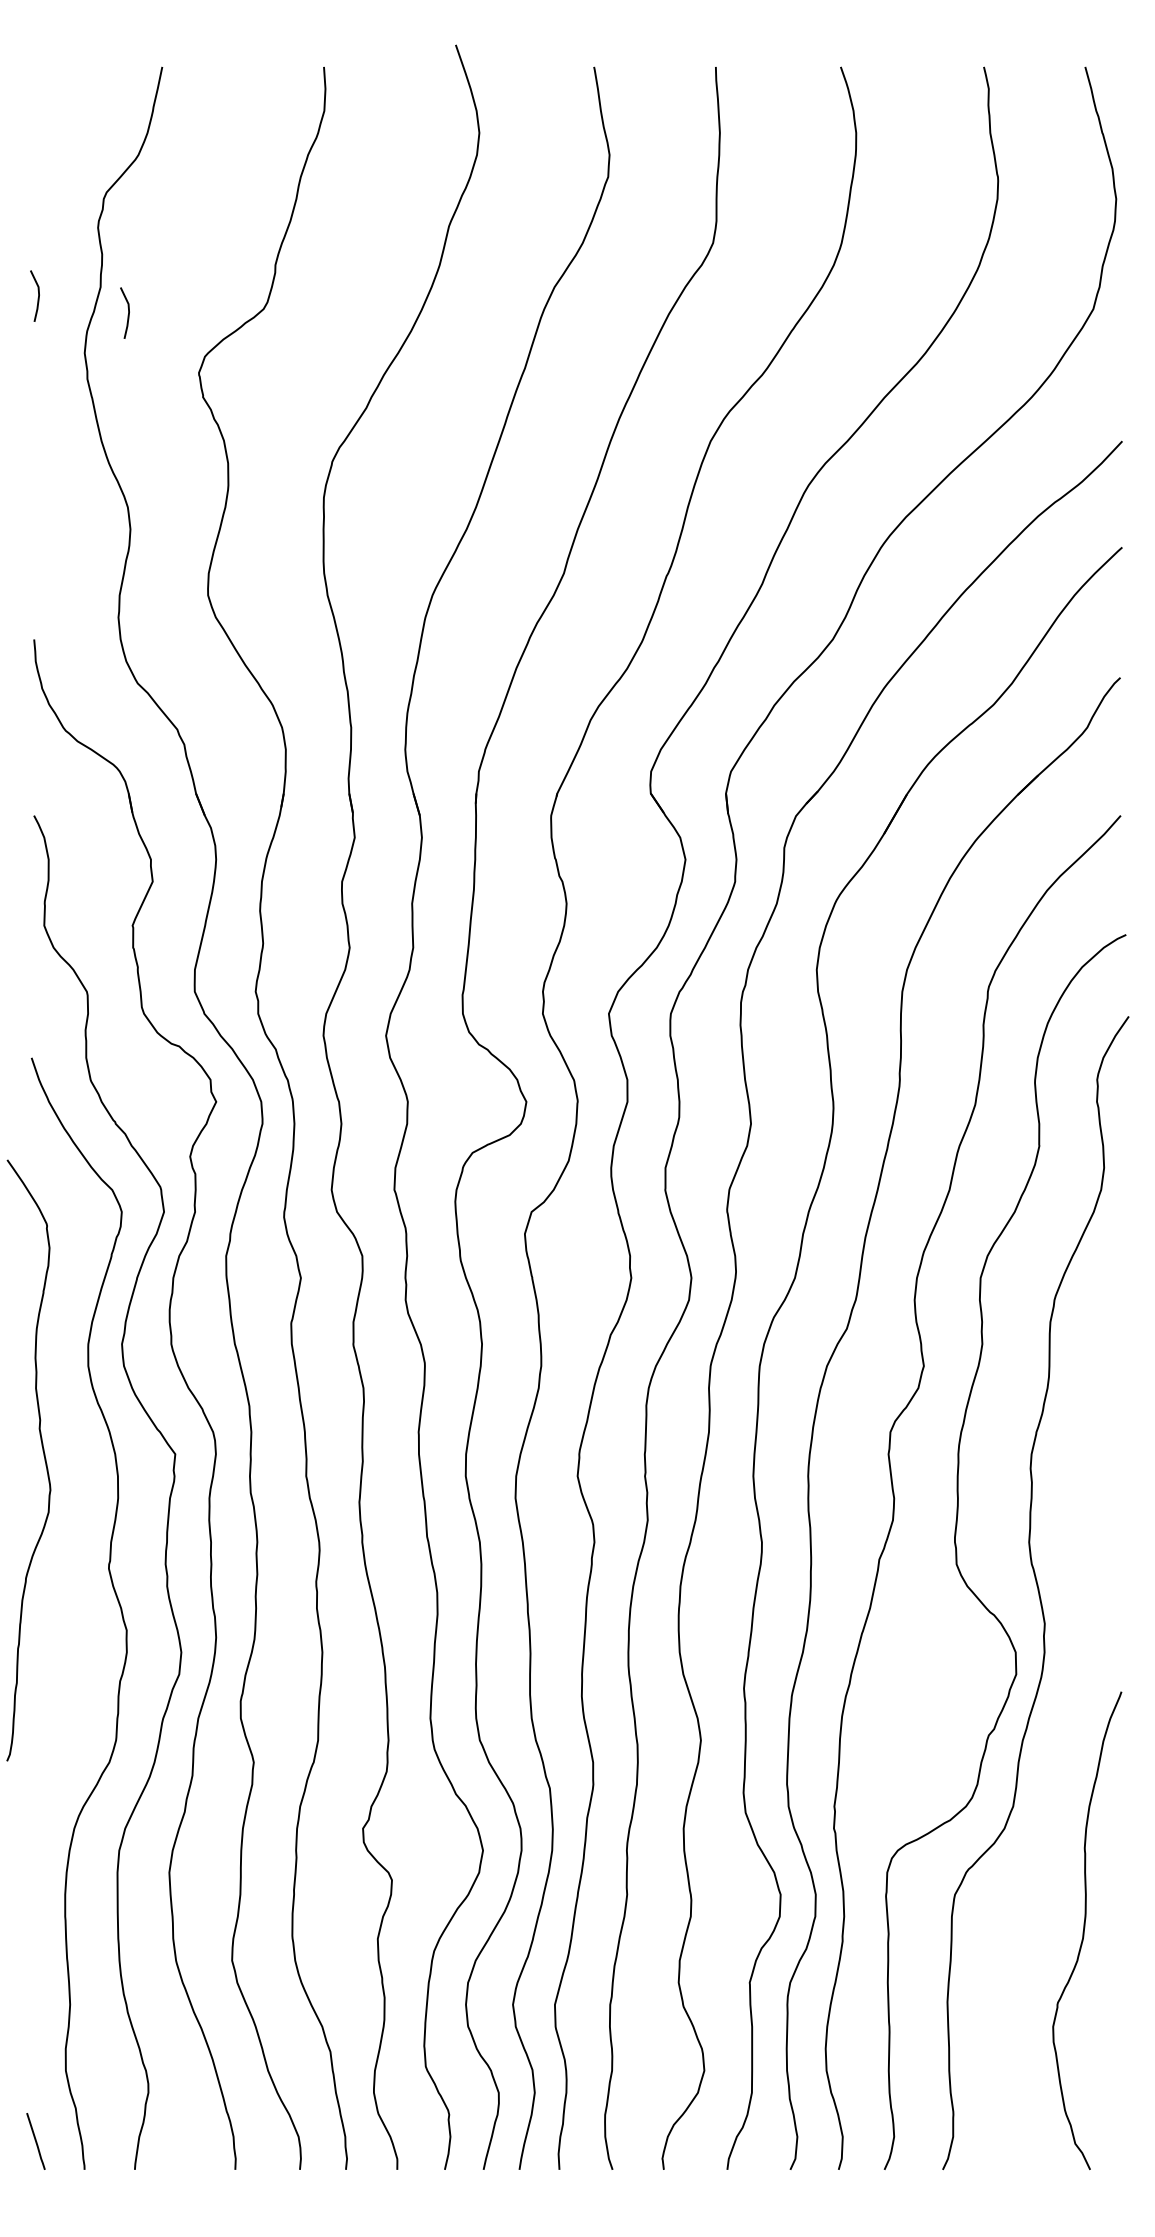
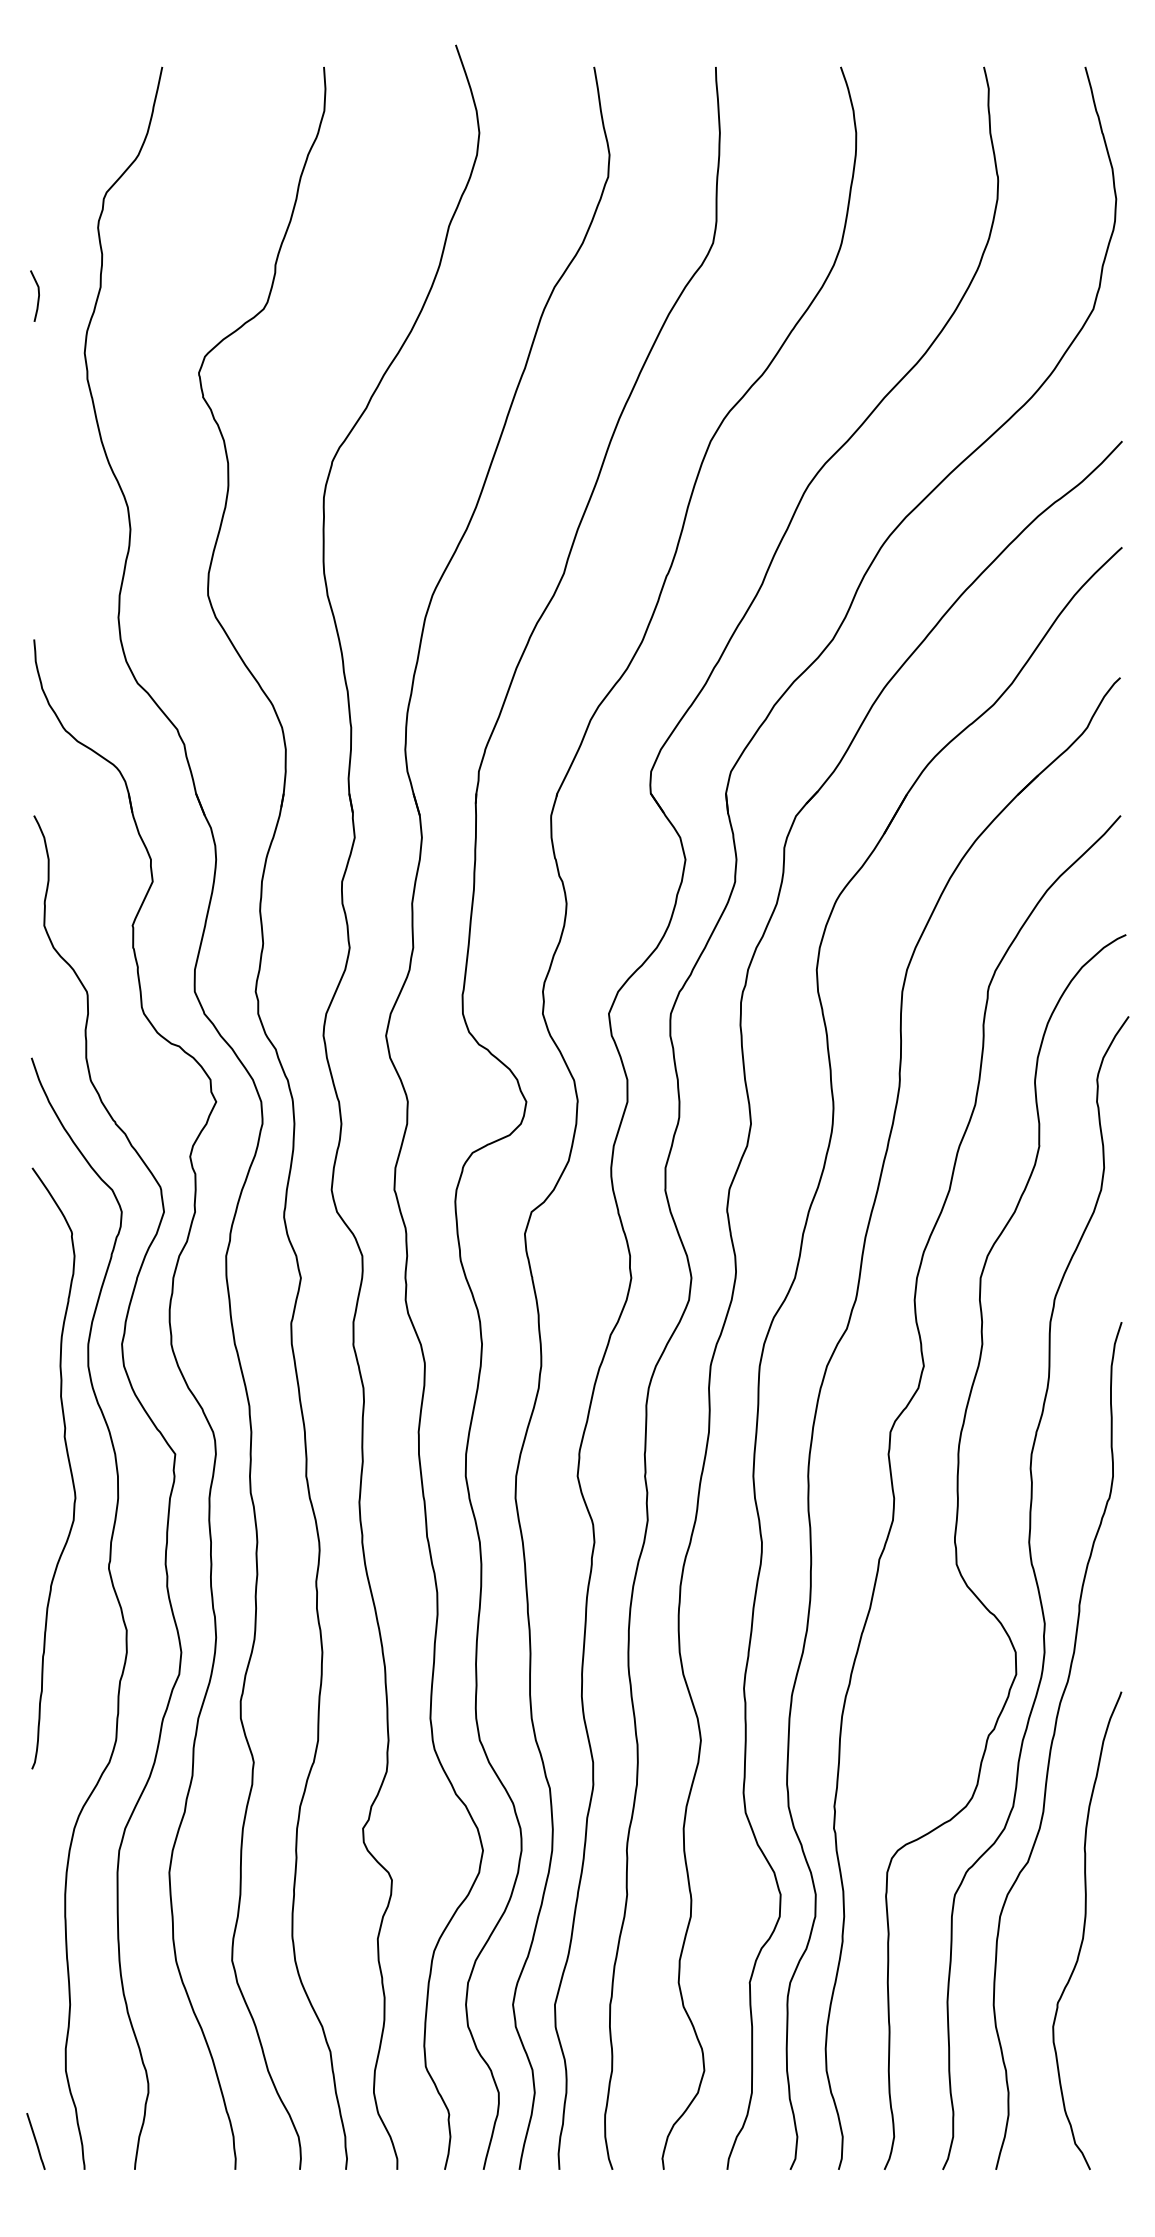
line: present -> none (128, 312)
curve position: (43, 1456) -> (68, 1464) (68, 1464)
curve: none -> present (1052, 1745)
